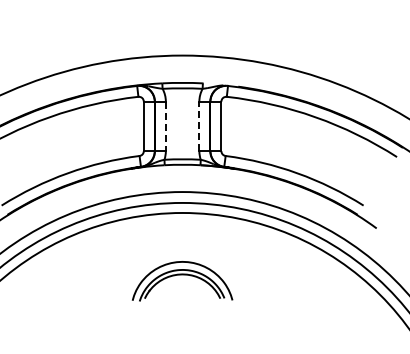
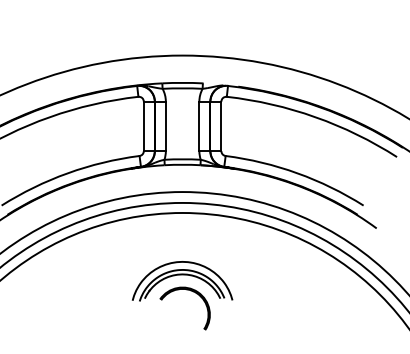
line: dashed -> solid (165, 126)
line: dashed -> solid (199, 126)
part: none -> present (190, 291)
